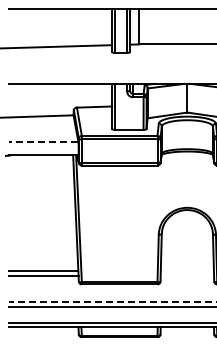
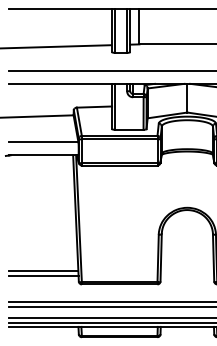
line: none -> present (111, 70)
line: dashed -> solid (43, 142)
line: dashed -> solid (112, 302)
line: none -> present (111, 318)
